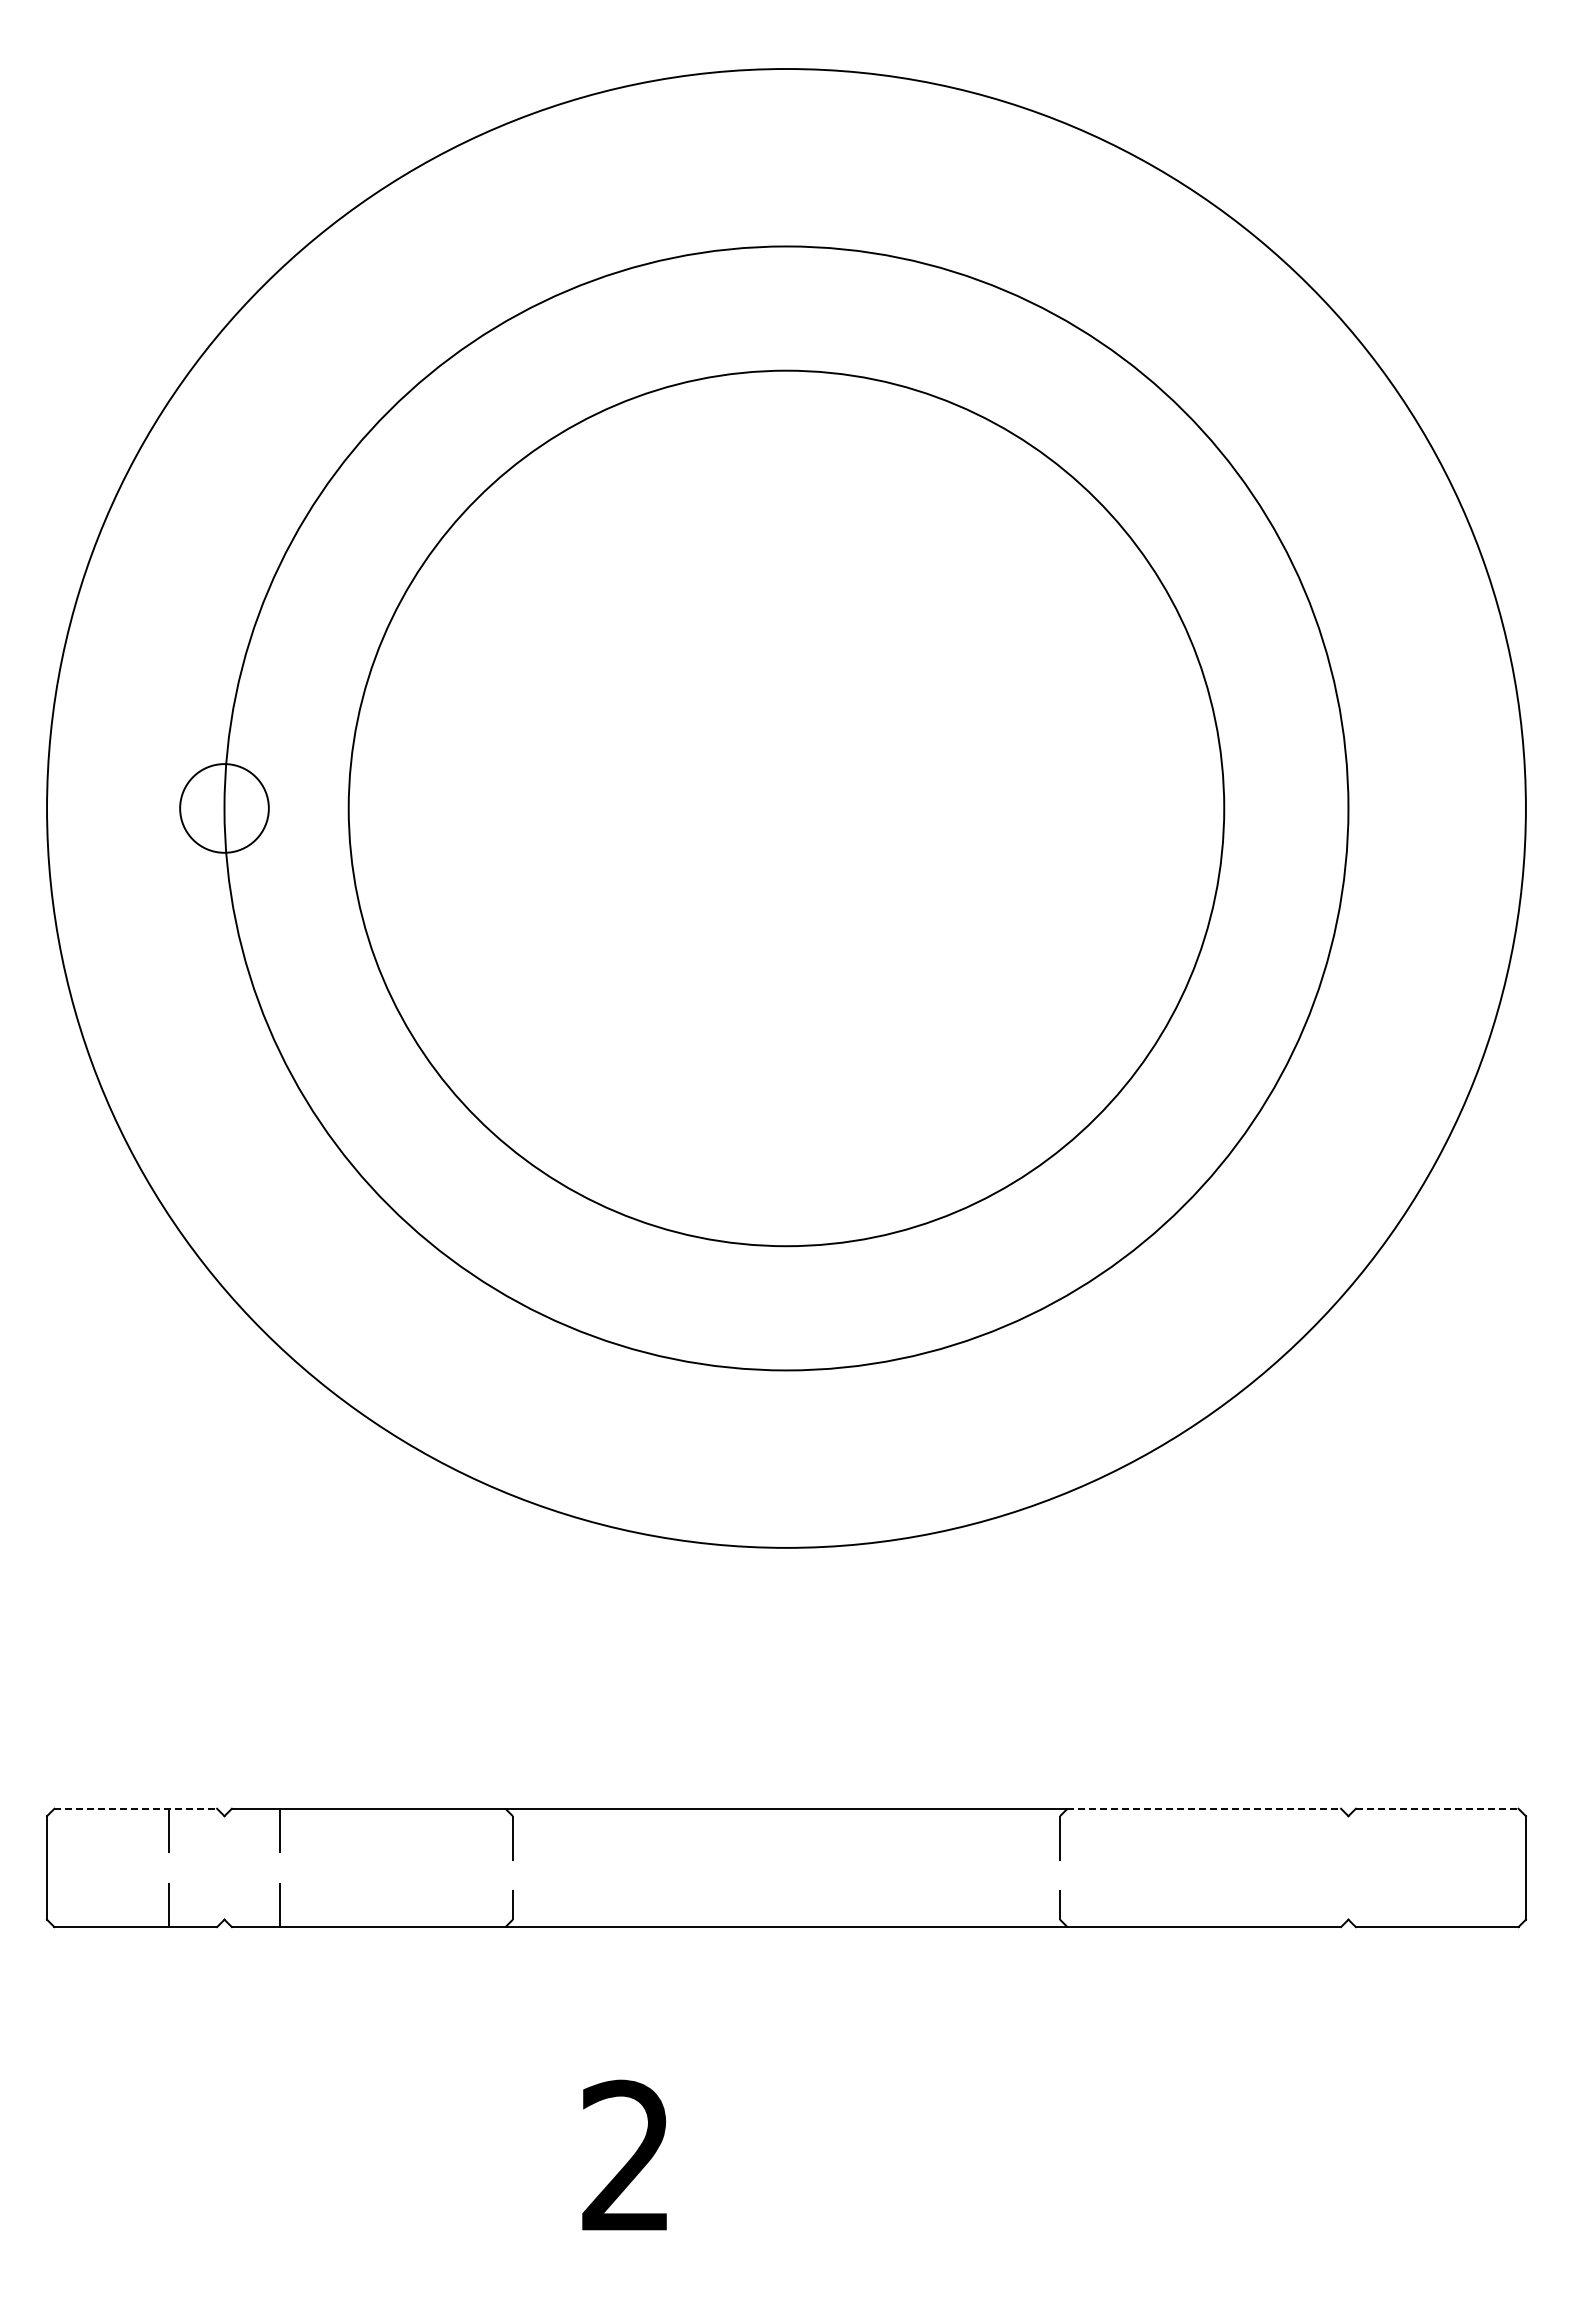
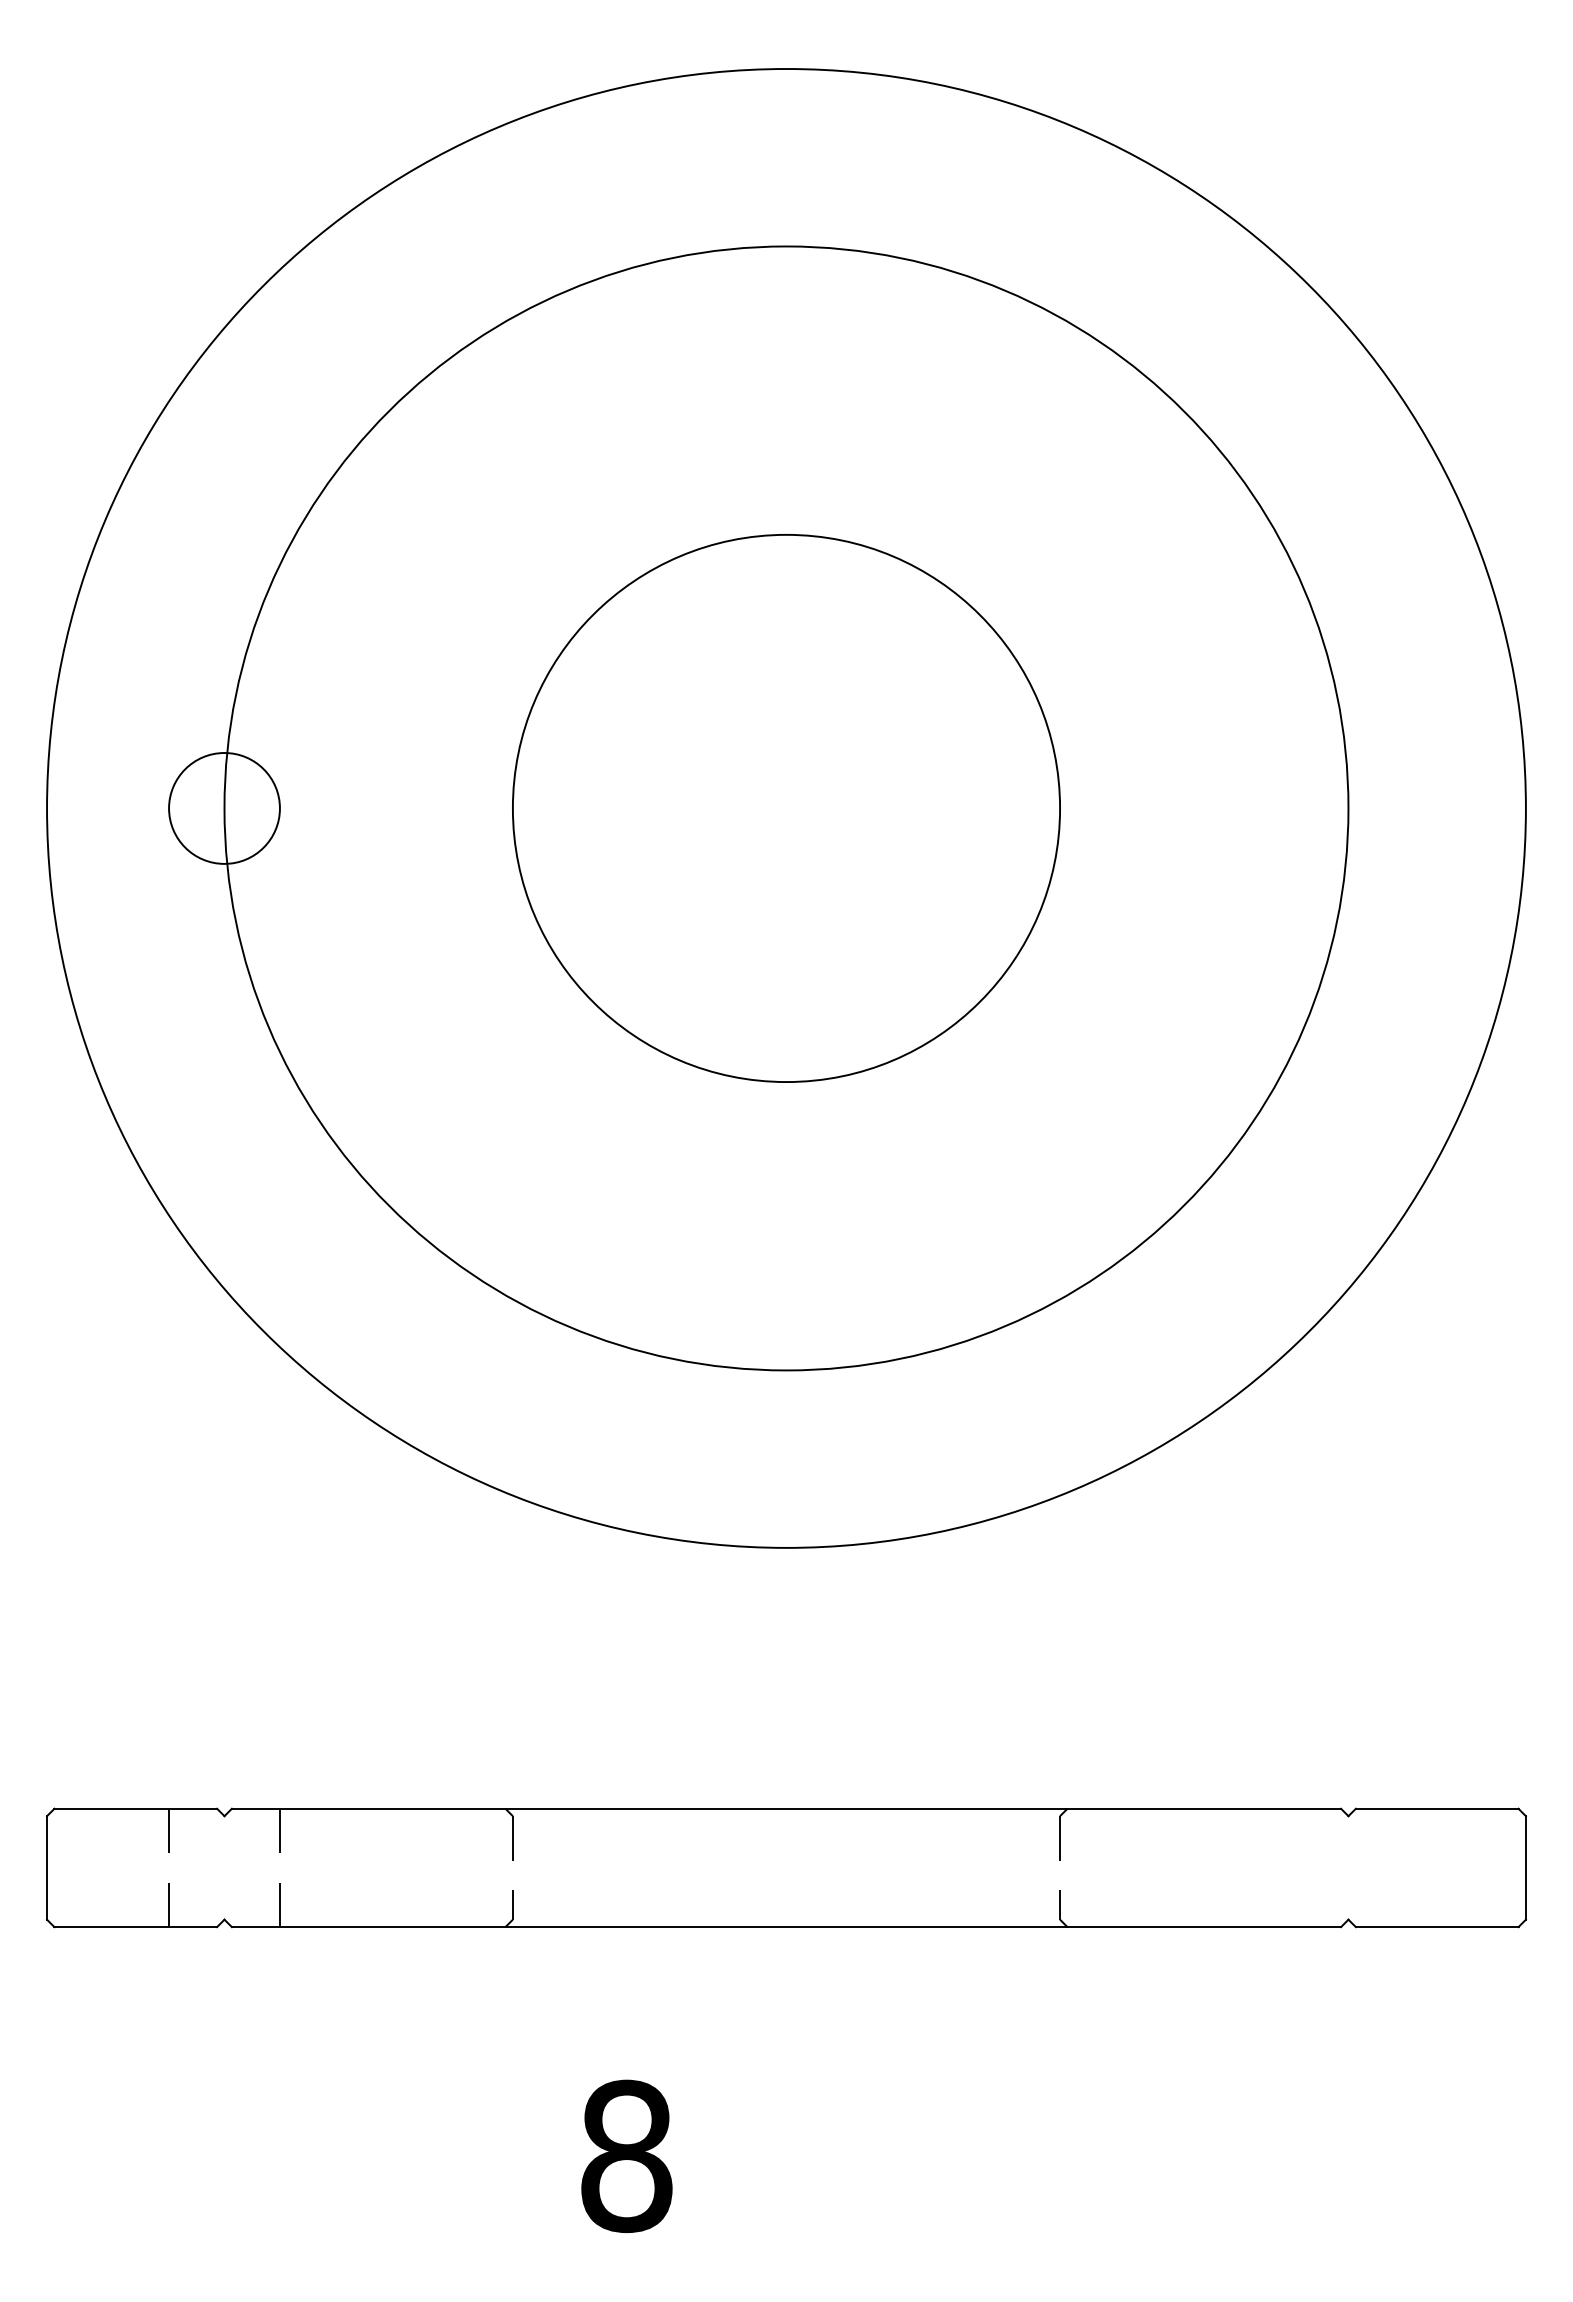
circle diameter: 89 px -> 111 px (224, 808)
circle diameter: 876 px -> 547 px (786, 808)
line: dashed -> solid (136, 1808)
line: dashed -> solid (1204, 1808)
line: dashed -> solid (1437, 1808)
text: 2 -> 8 (626, 2156)
